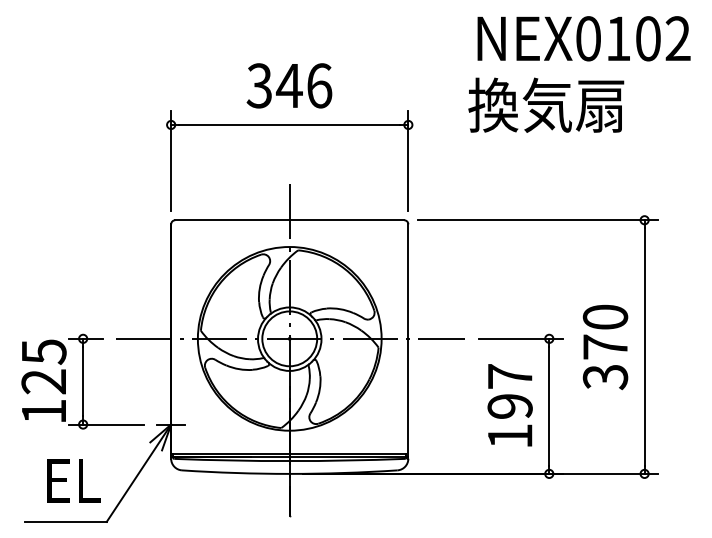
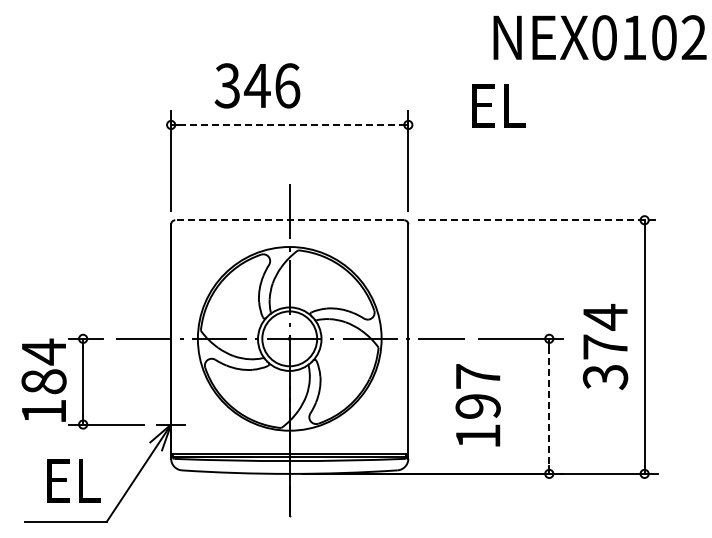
text position: (583, 38) -> (599, 37) (599, 37)
text position: (289, 85) -> (257, 85) (257, 85)
text: 換気扇 -> EL (546, 104)
line: solid -> dashed (290, 124)
line: solid -> dashed (289, 220)
line: solid -> dashed (538, 220)
text: 370 -> 374 (605, 317)
text: 125 -> 184 (43, 366)
text position: (509, 405) -> (477, 405) (477, 405)
line: solid -> dashed (549, 406)
